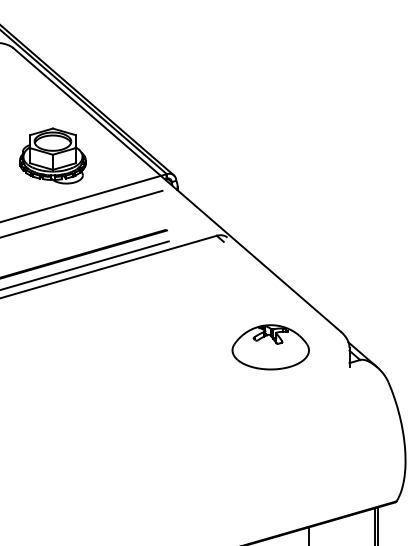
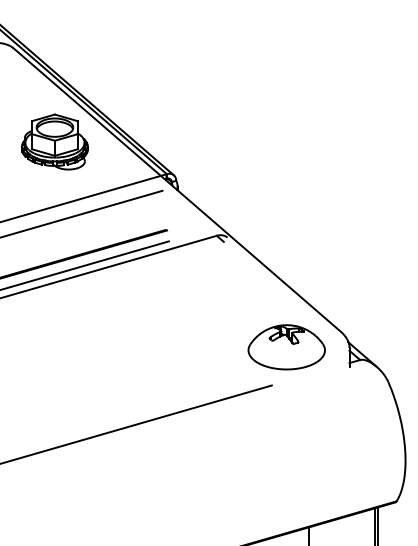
part position: (52, 155) -> (54, 141) (54, 141)
part position: (270, 347) -> (286, 347) (286, 347)
line: none -> present (136, 424)
